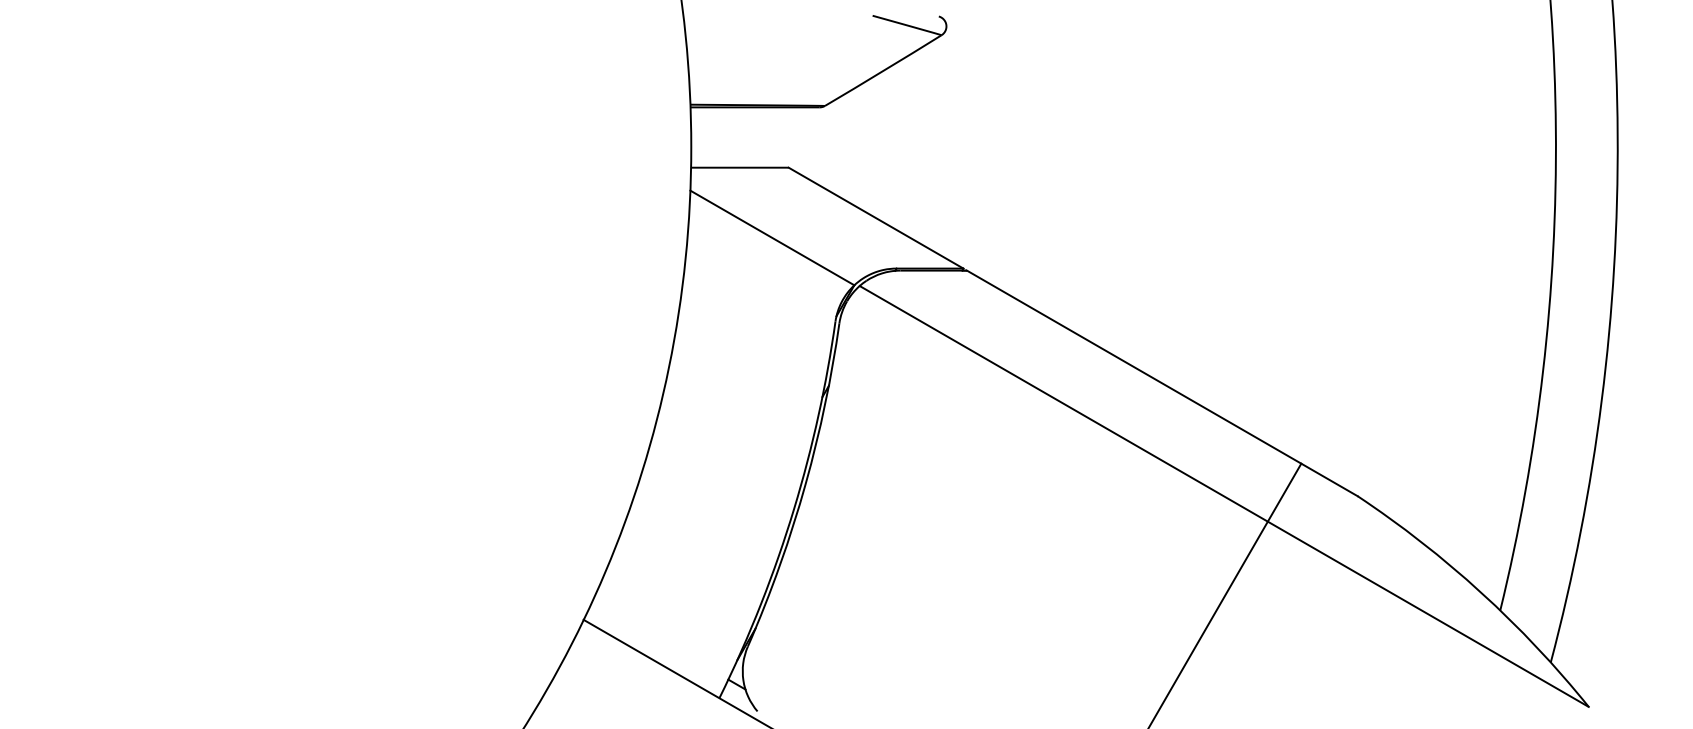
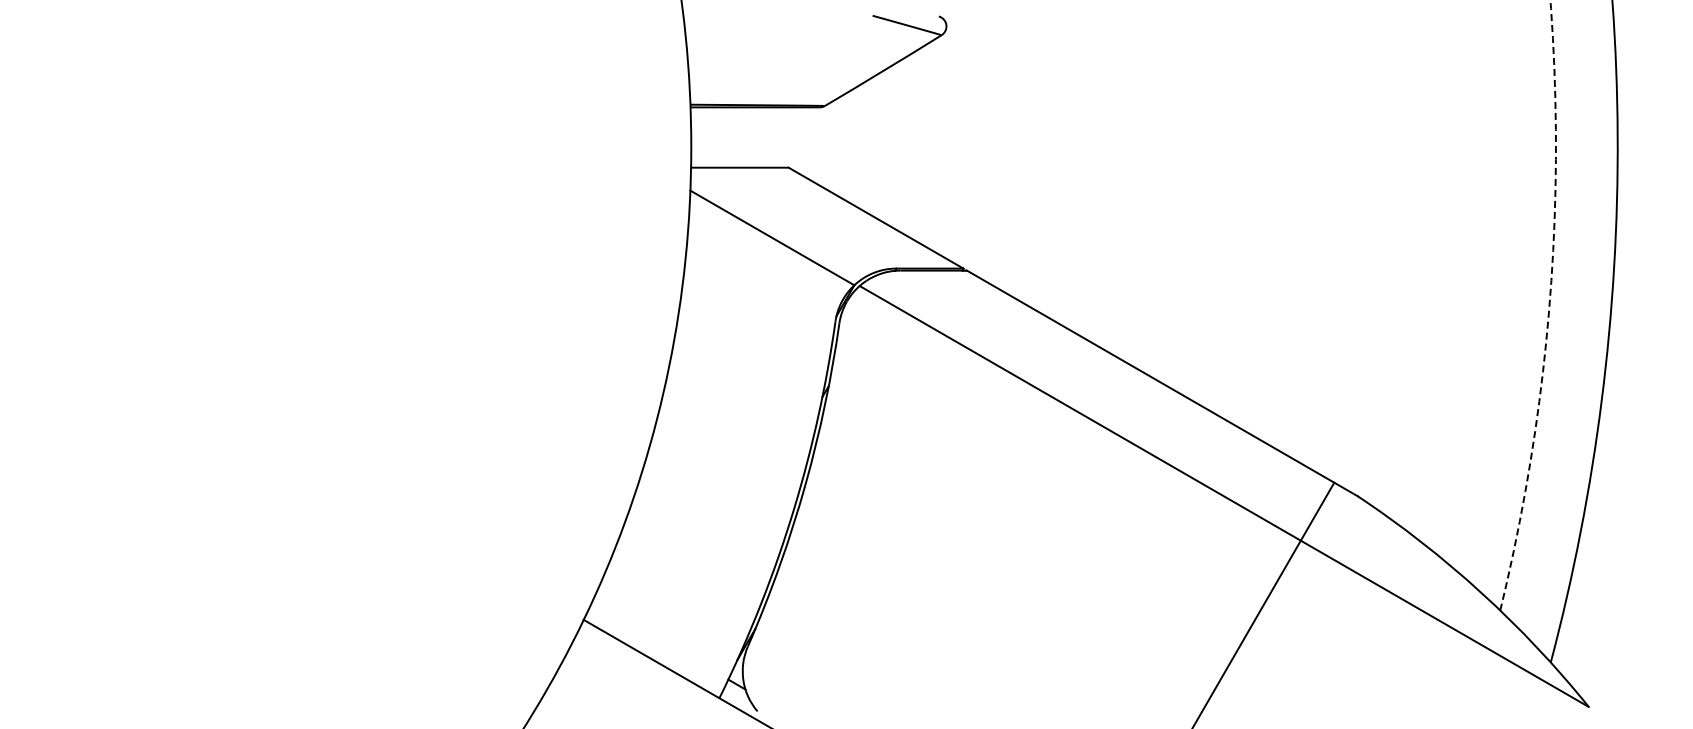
arc: solid -> dashed (1549, 307)
line position: (1225, 594) -> (1264, 603) (1264, 603)
